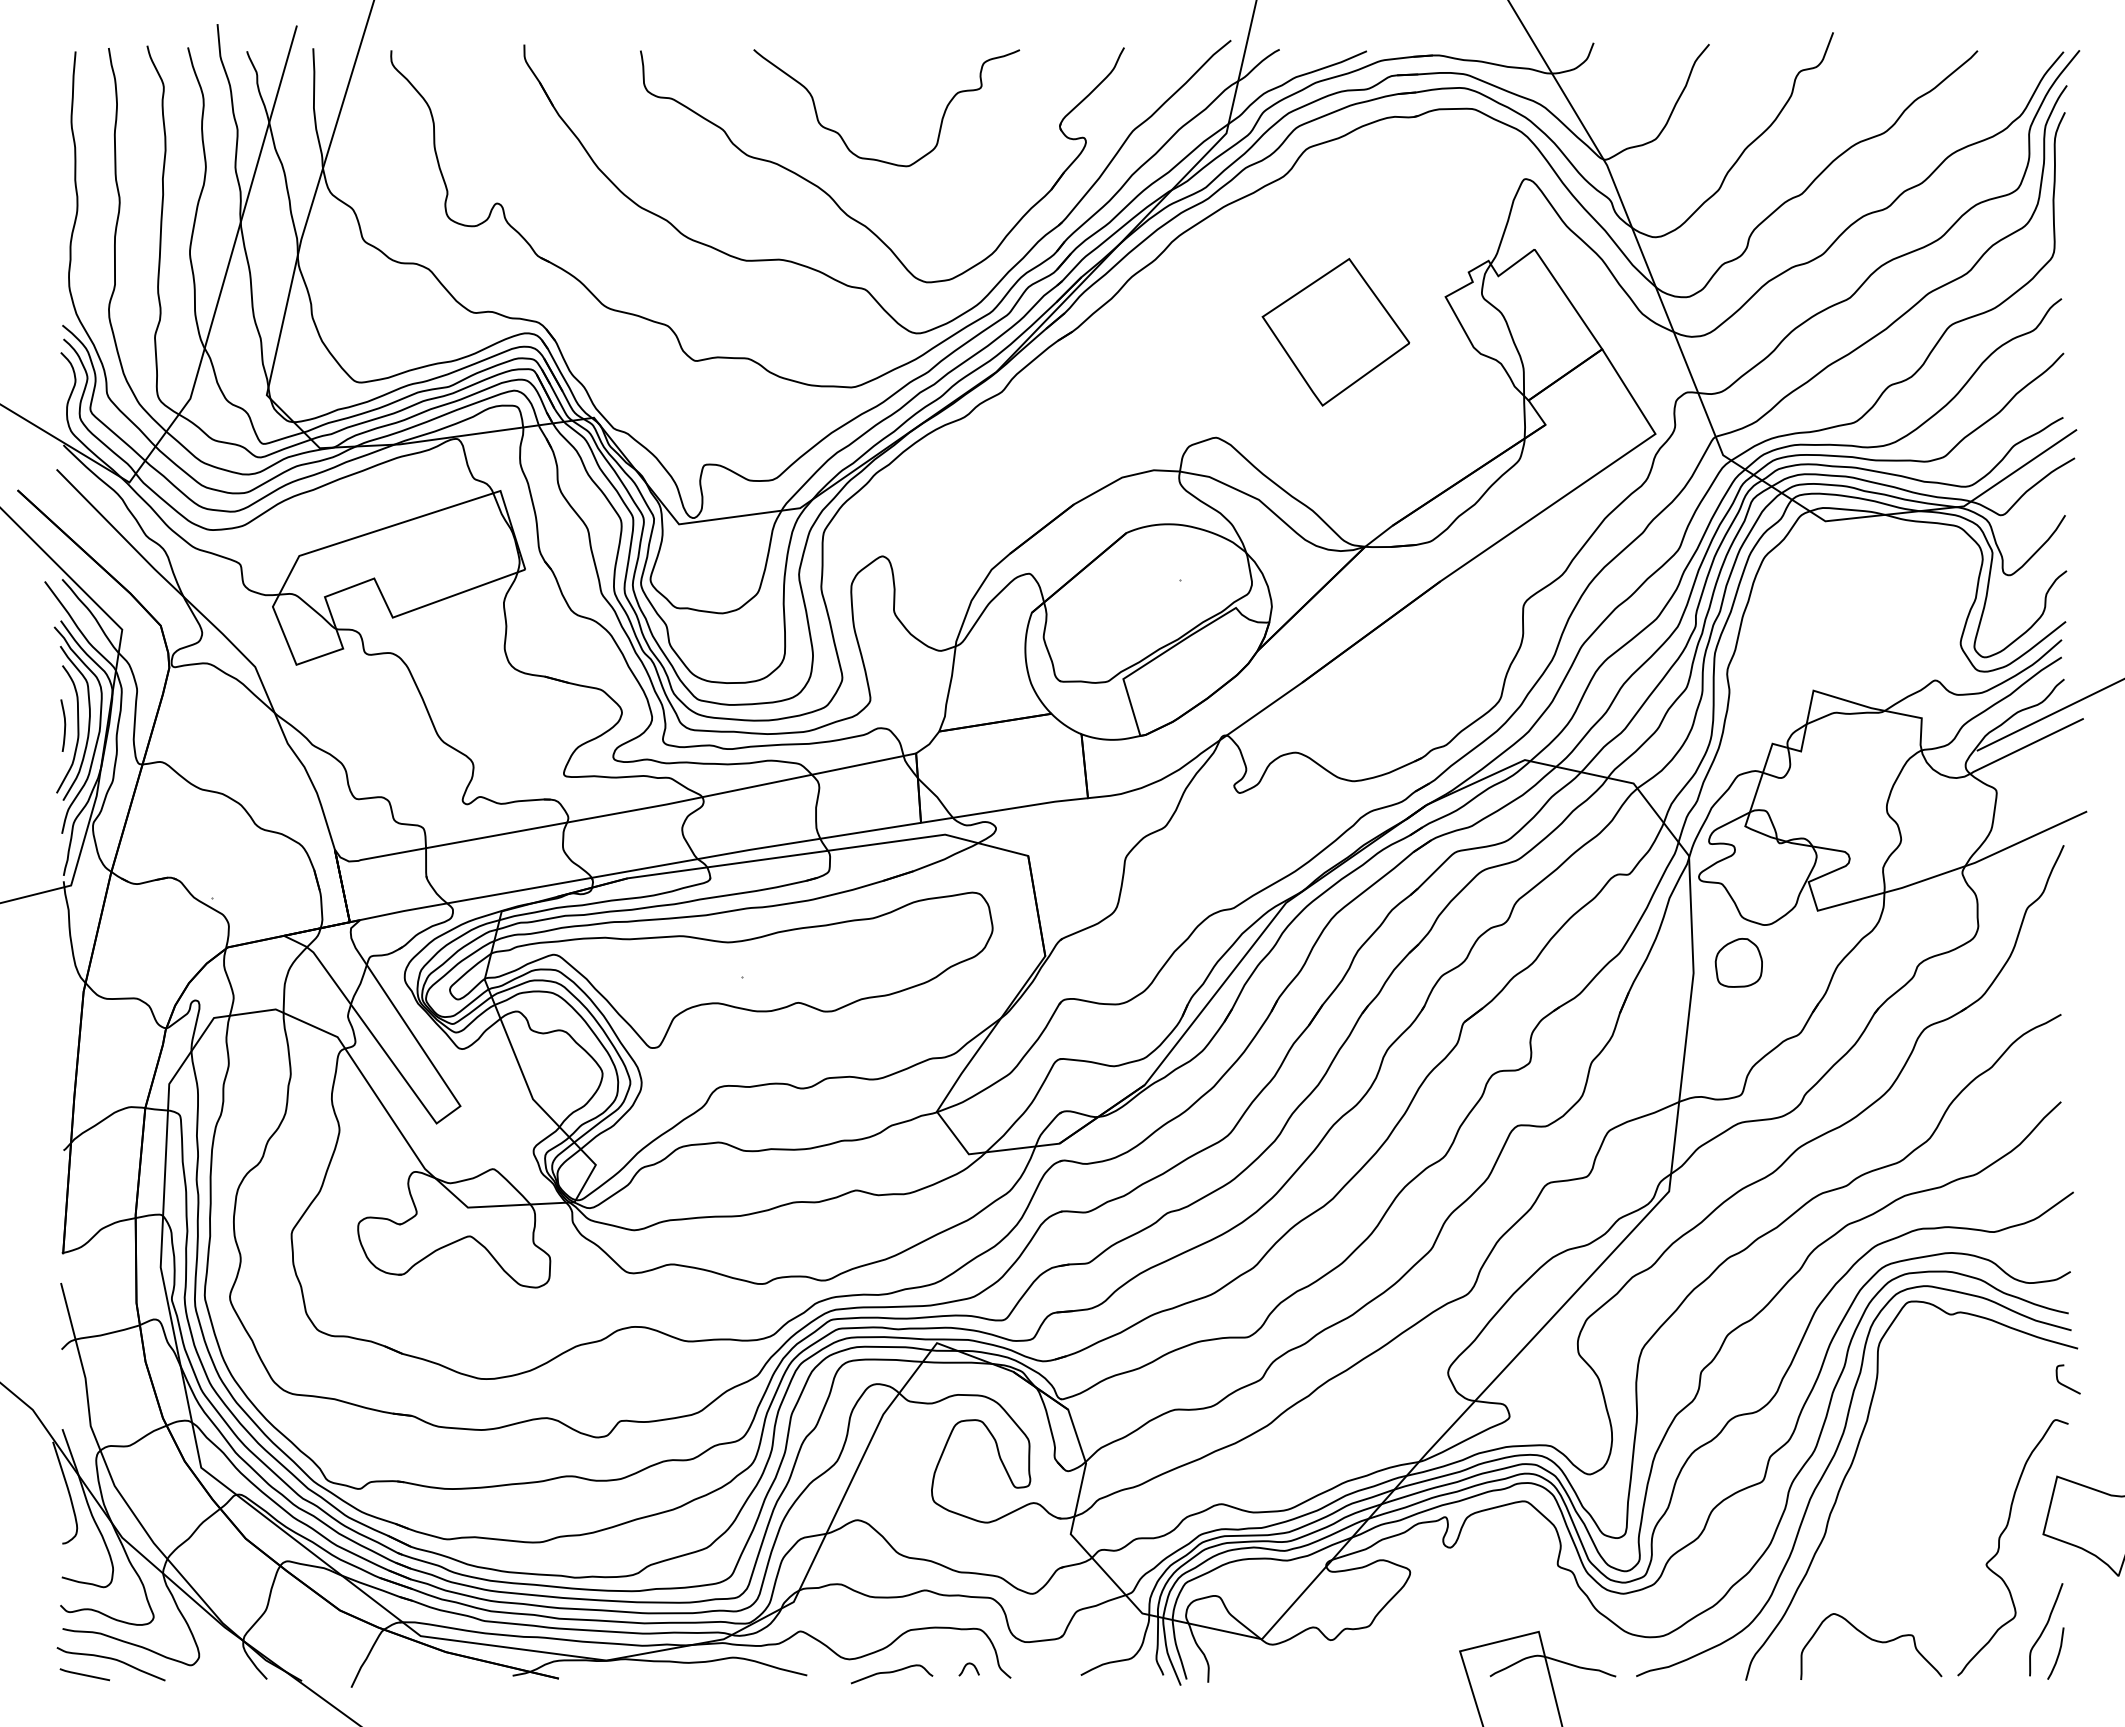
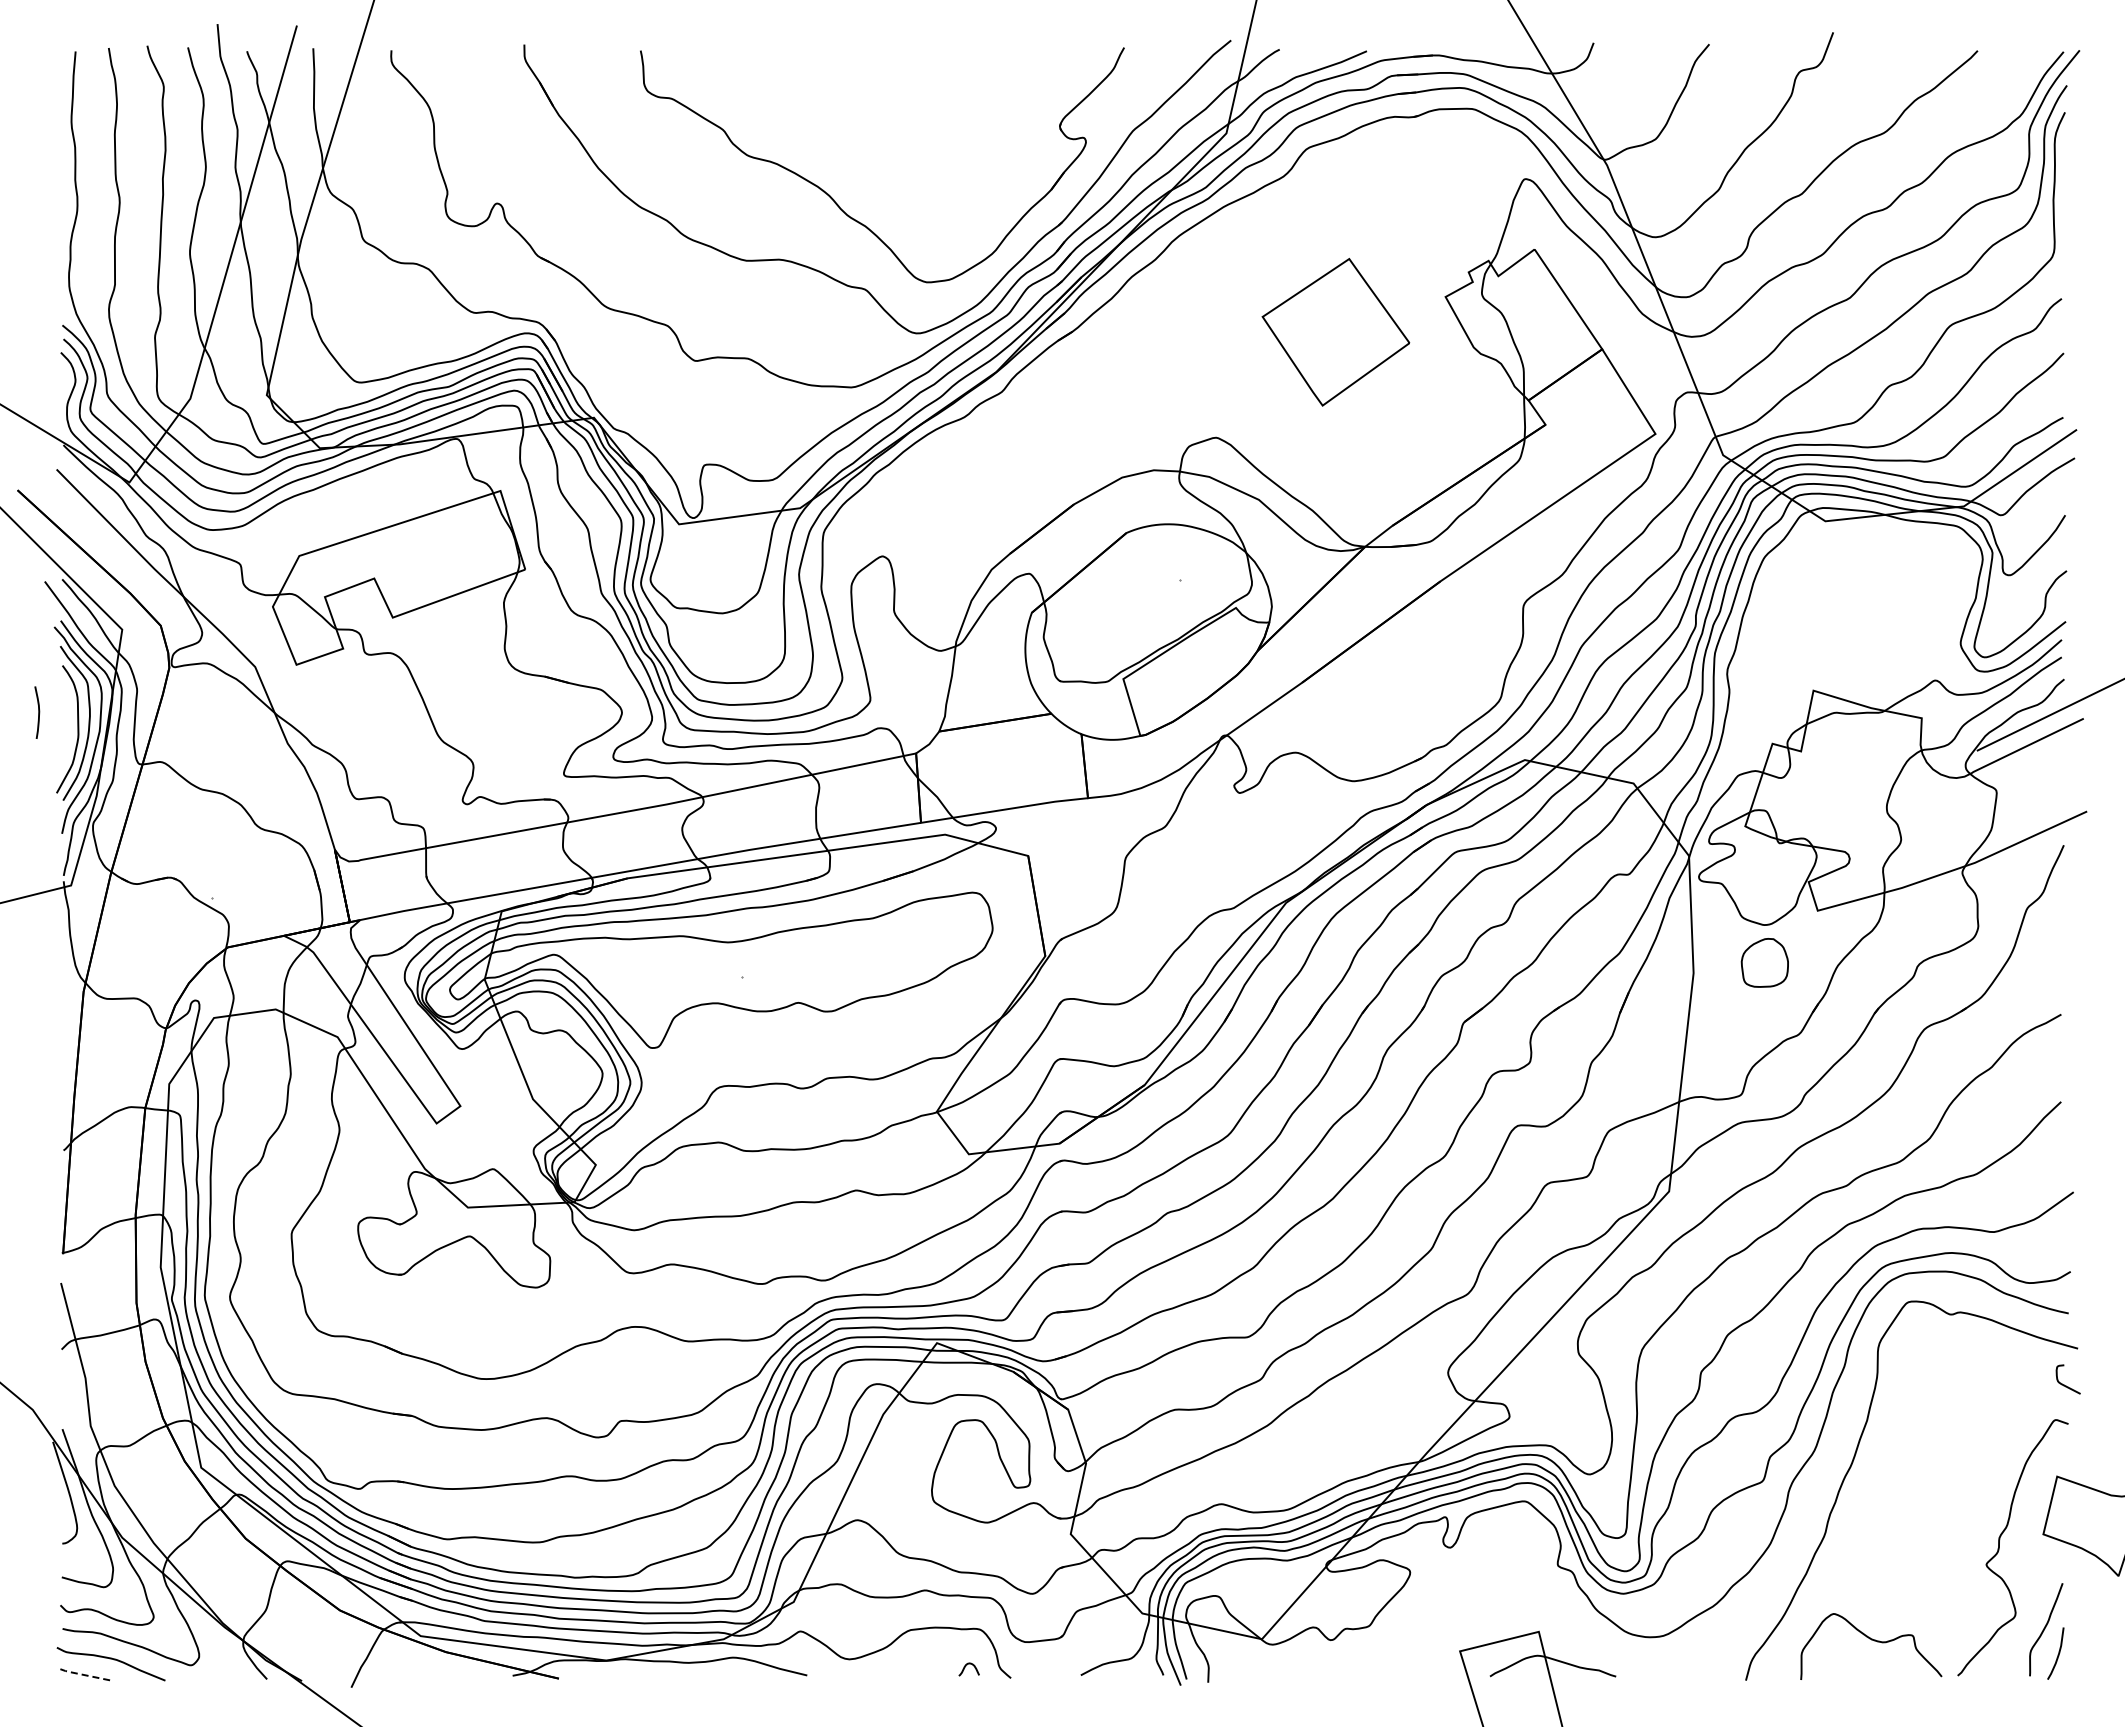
curve: present -> none (874, 158)
curve position: (64, 725) -> (38, 712) (38, 712)
part position: (1738, 962) -> (1764, 962) (1764, 962)
curve: present -> none (1829, 1466)
curve: present -> none (890, 1673)
line: solid -> dashed (83, 1674)
